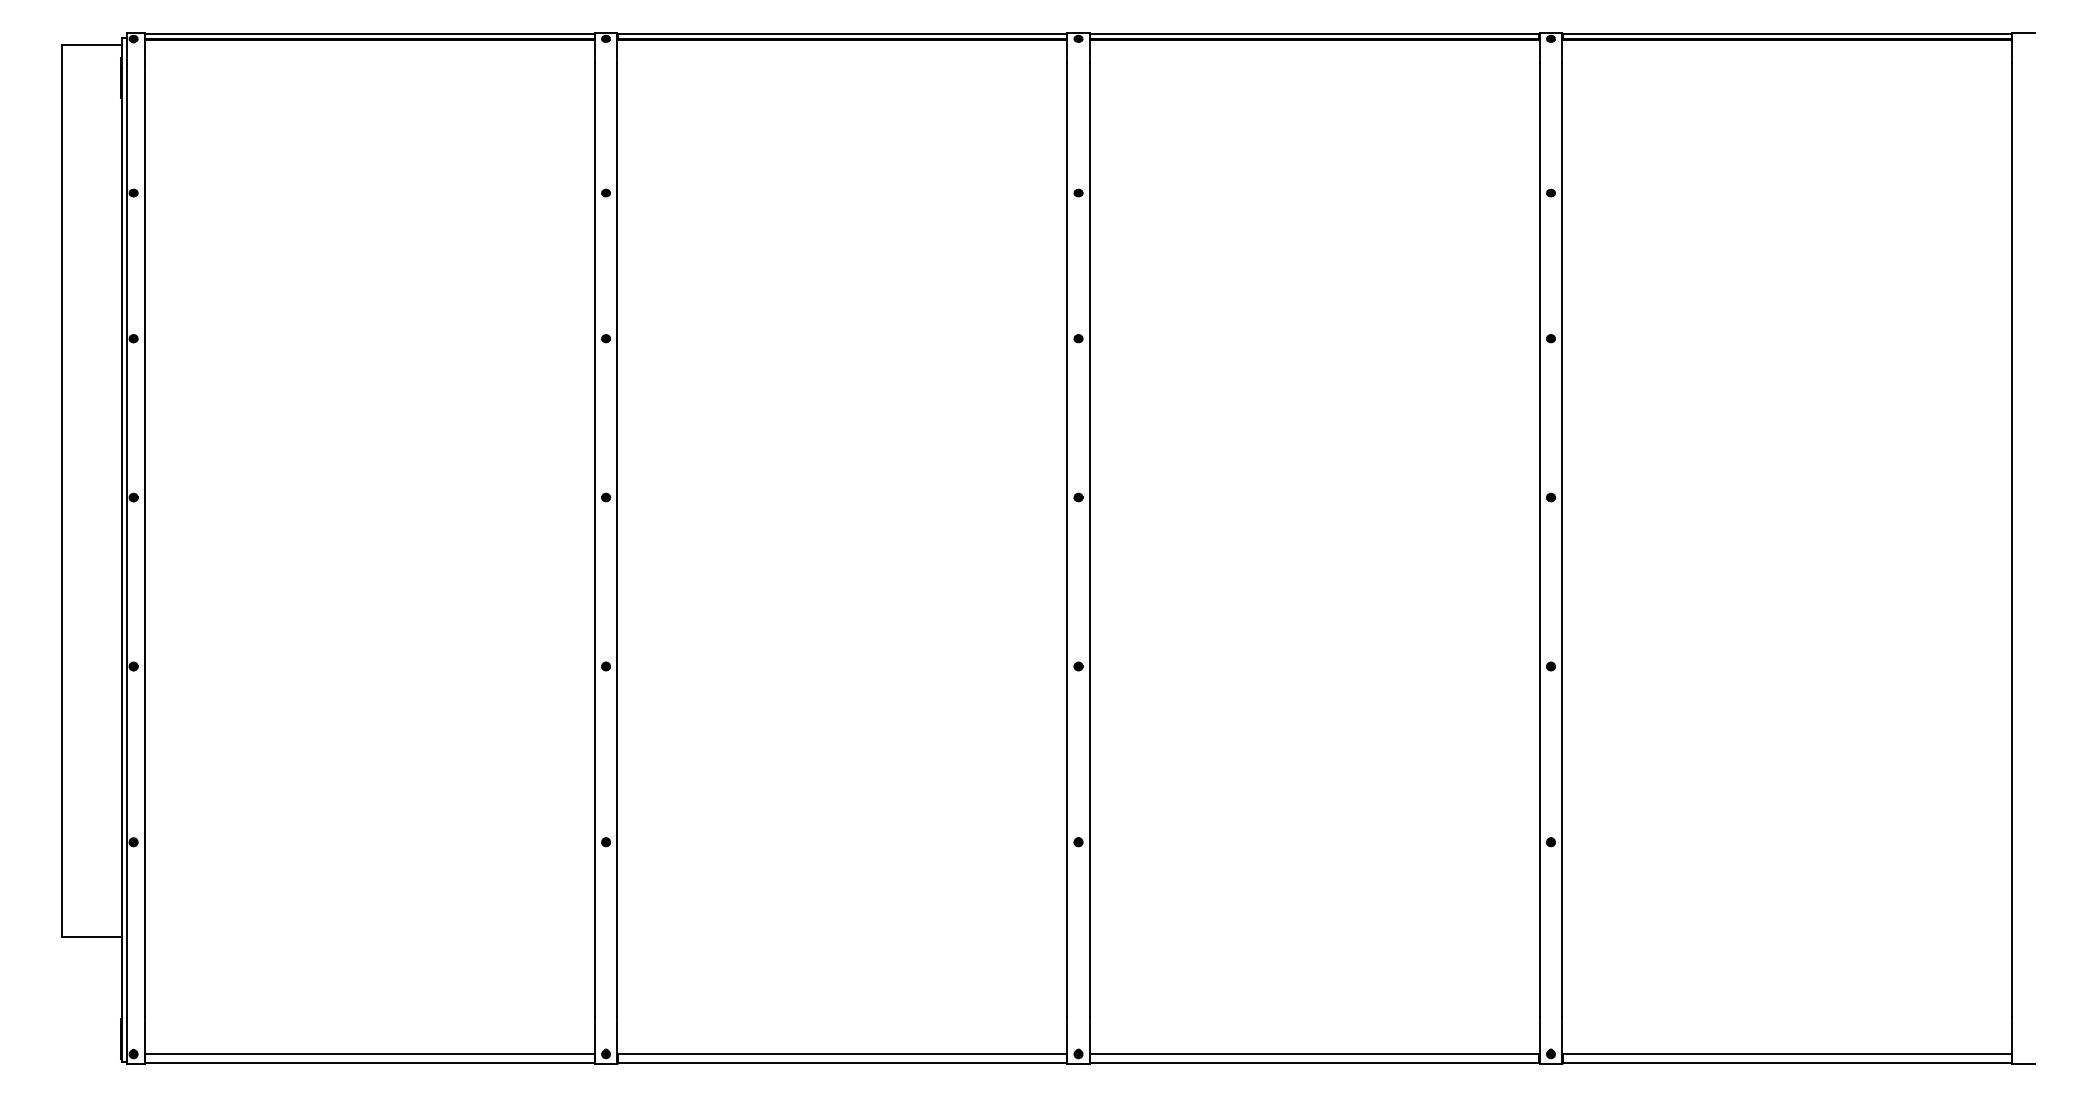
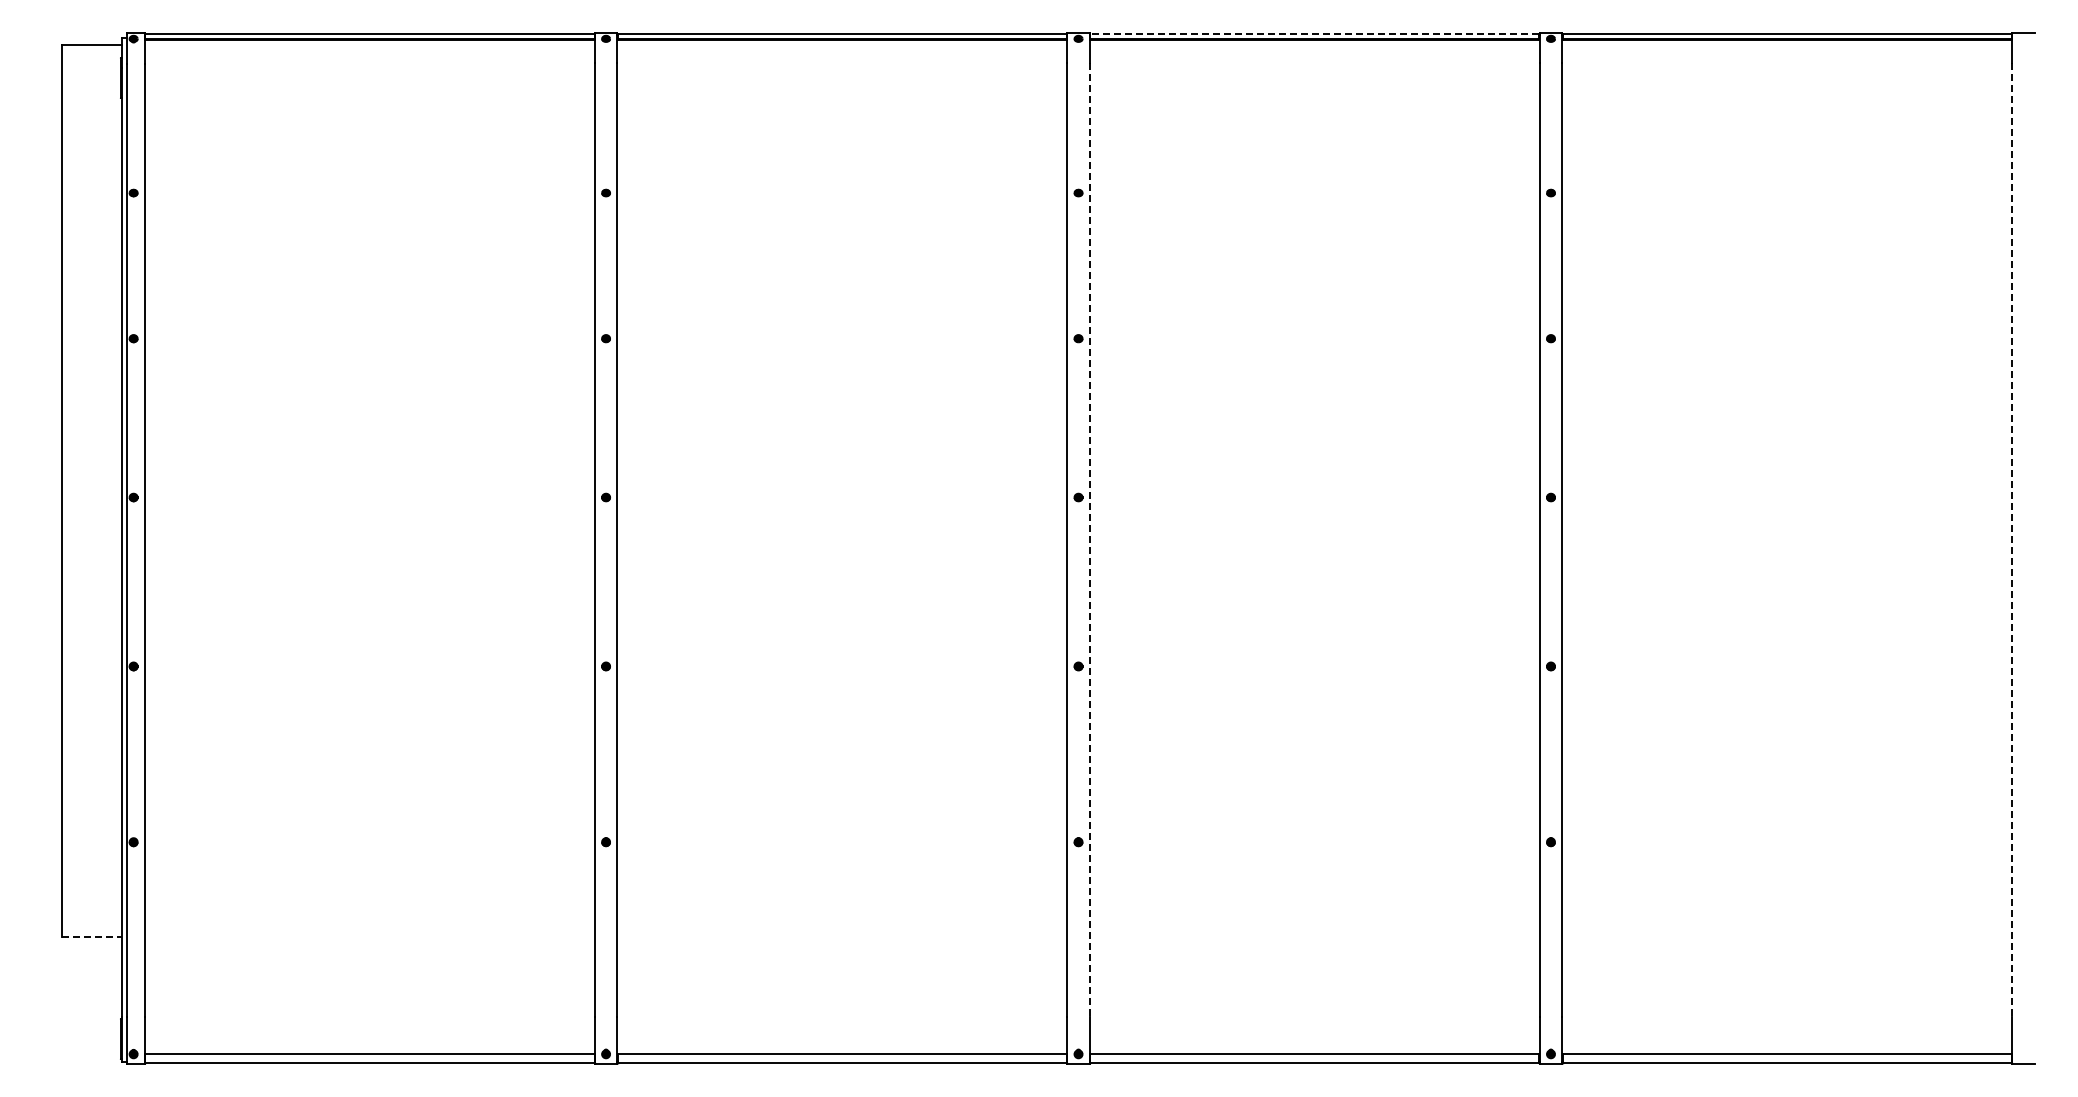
line: solid -> dashed (1314, 33)
line: solid -> dashed (1089, 540)
line: solid -> dashed (2012, 540)
line: solid -> dashed (92, 936)
